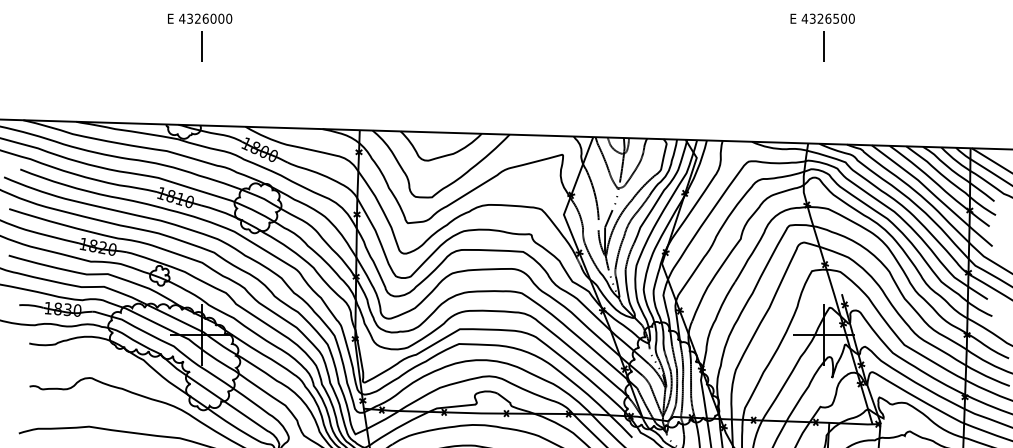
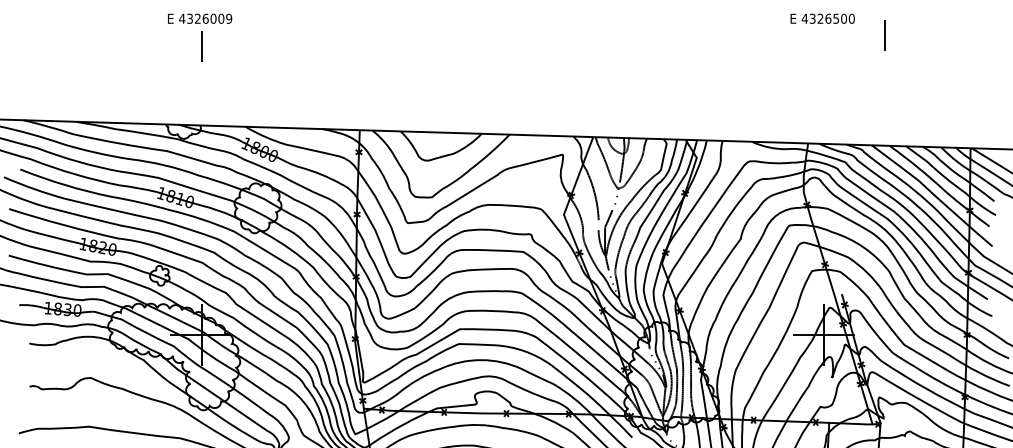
text: 4326000 -> 4326009 (229, 18)
line position: (823, 46) -> (884, 35) (884, 35)
